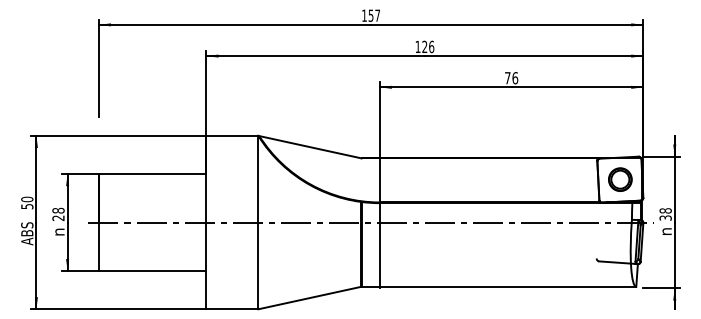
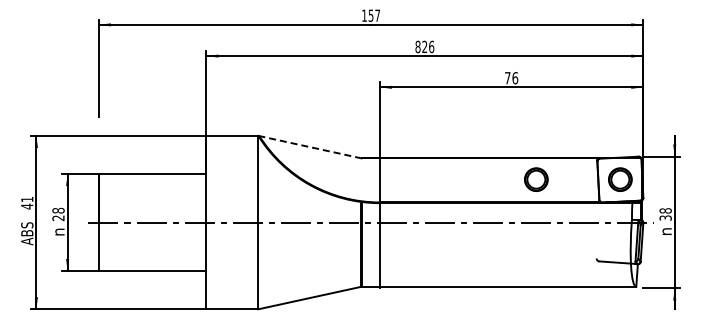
text: 126 -> 826 (417, 46)
line: solid -> dashed (310, 147)
part: none -> present (536, 179)
text: 50 -> 41 (27, 202)
